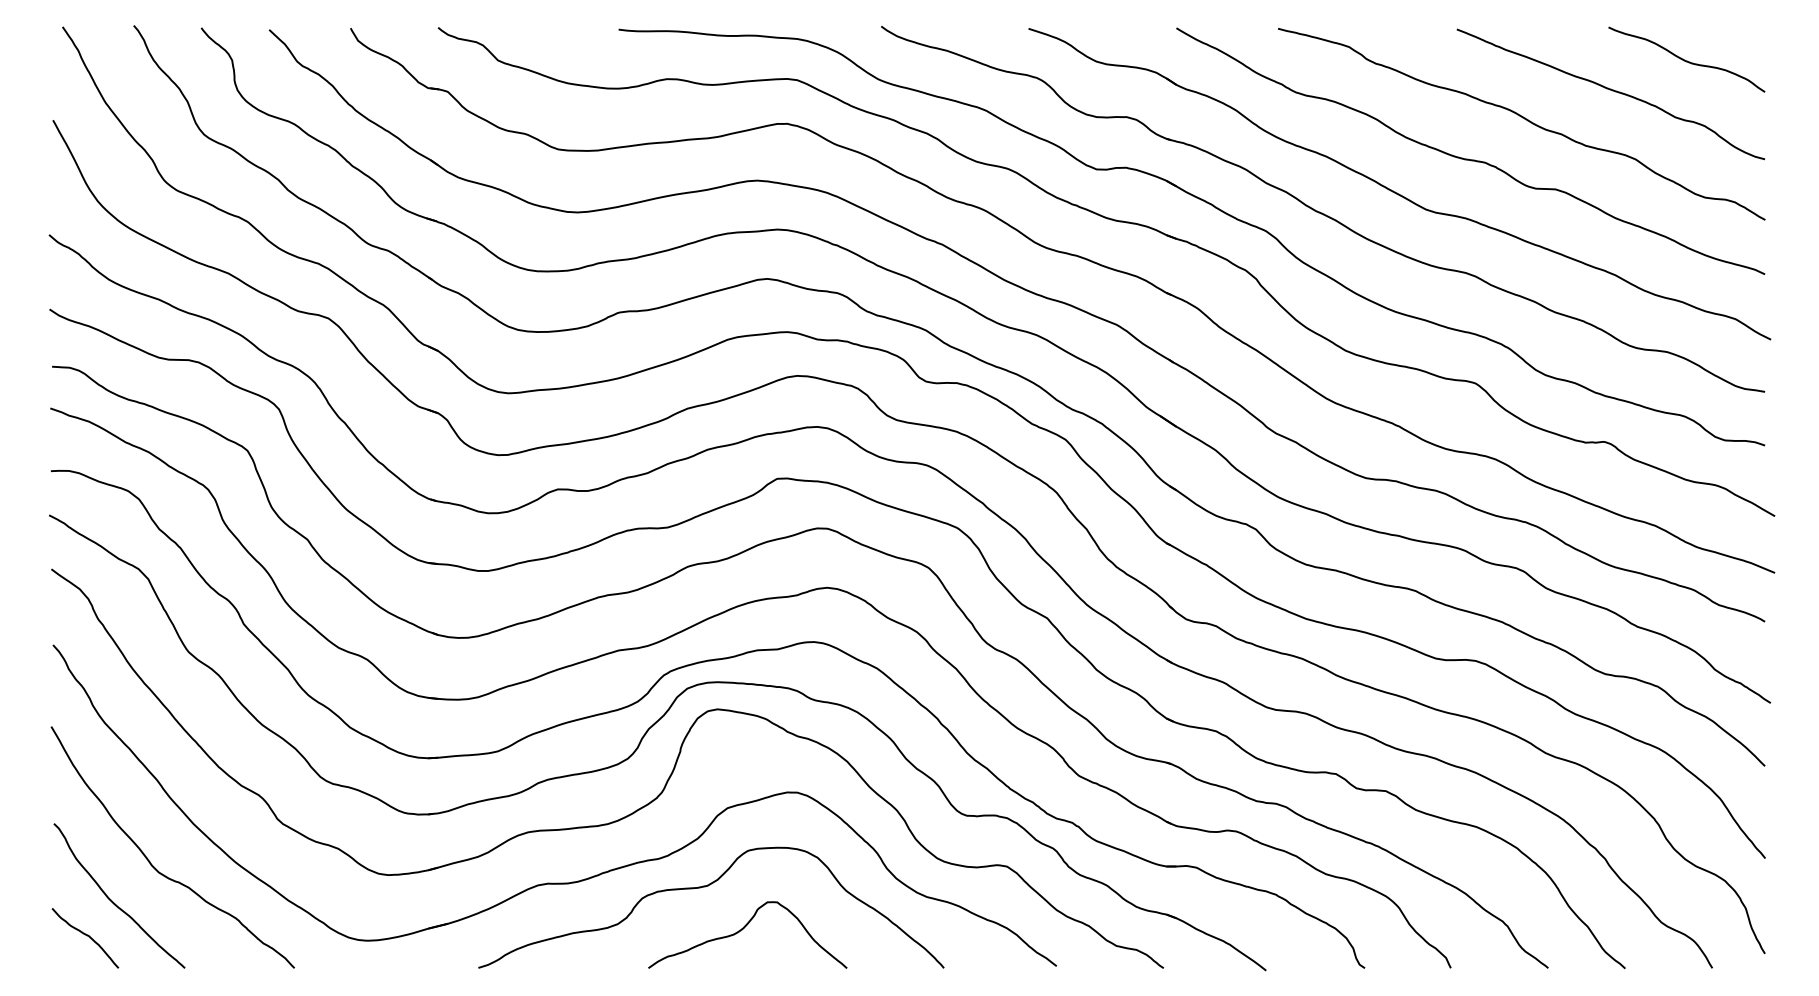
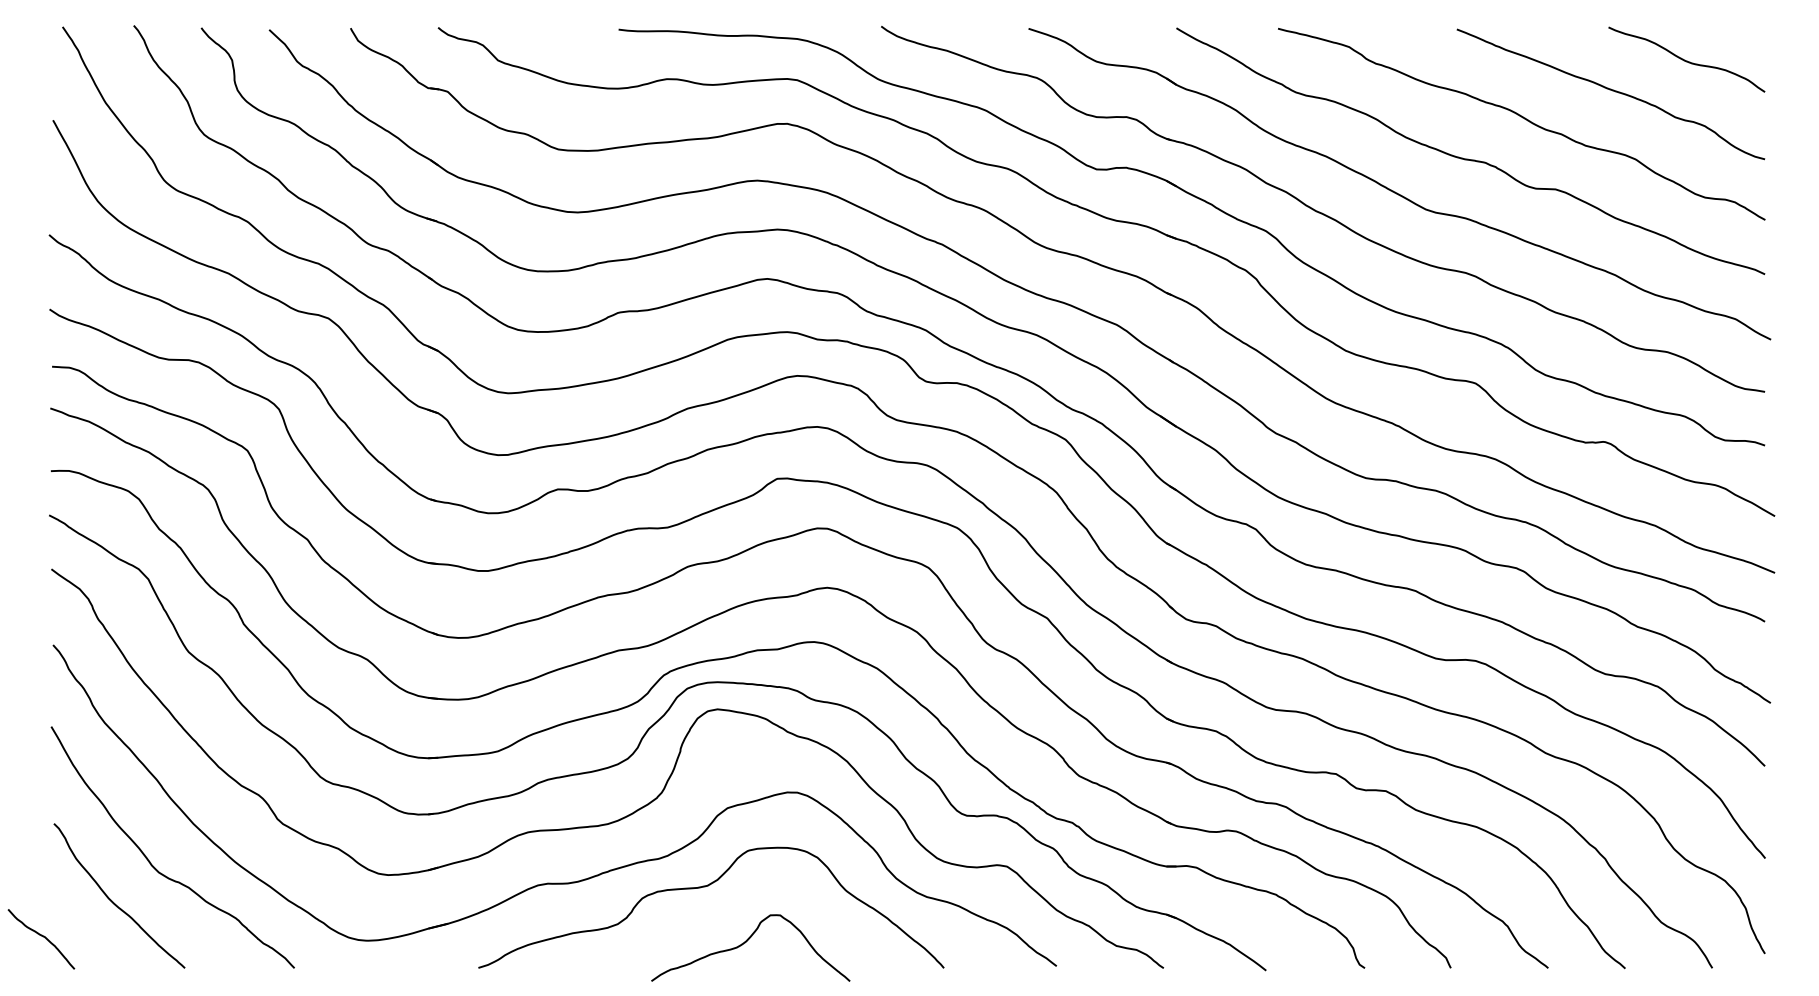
curve position: (743, 929) -> (746, 942) (746, 942)
curve position: (87, 936) -> (43, 937) (43, 937)
